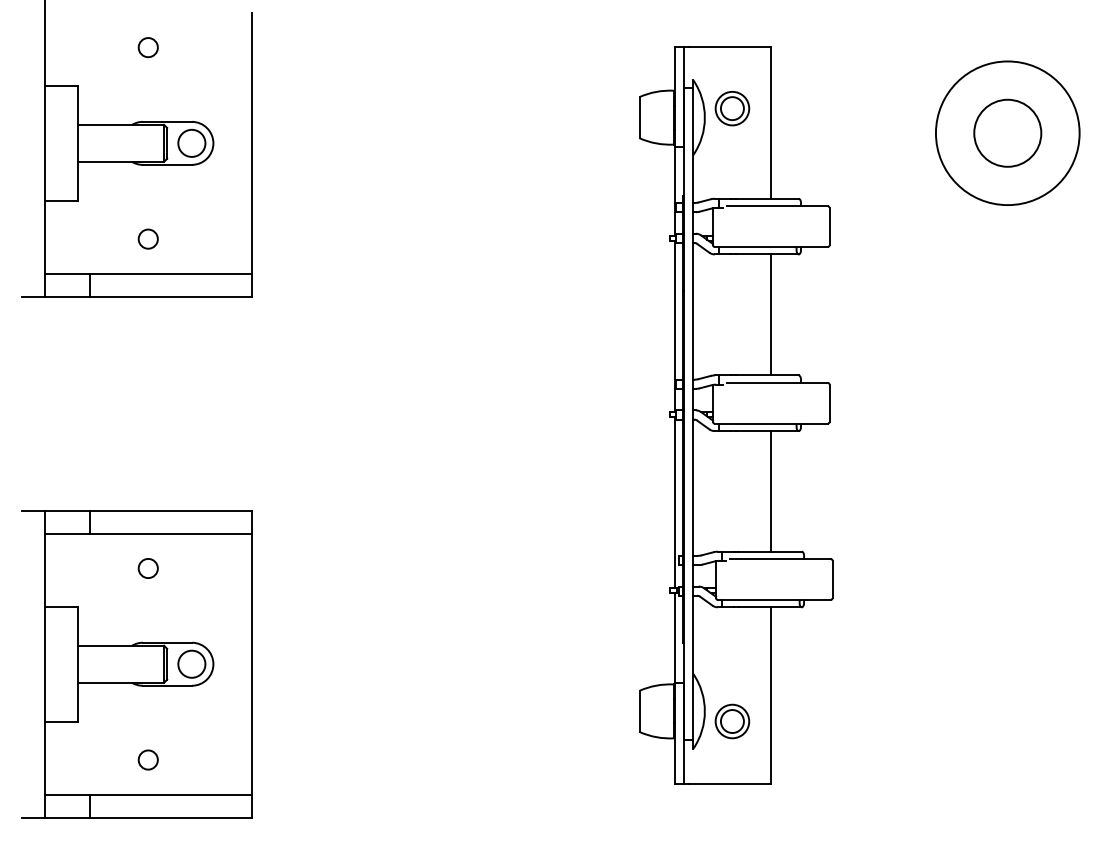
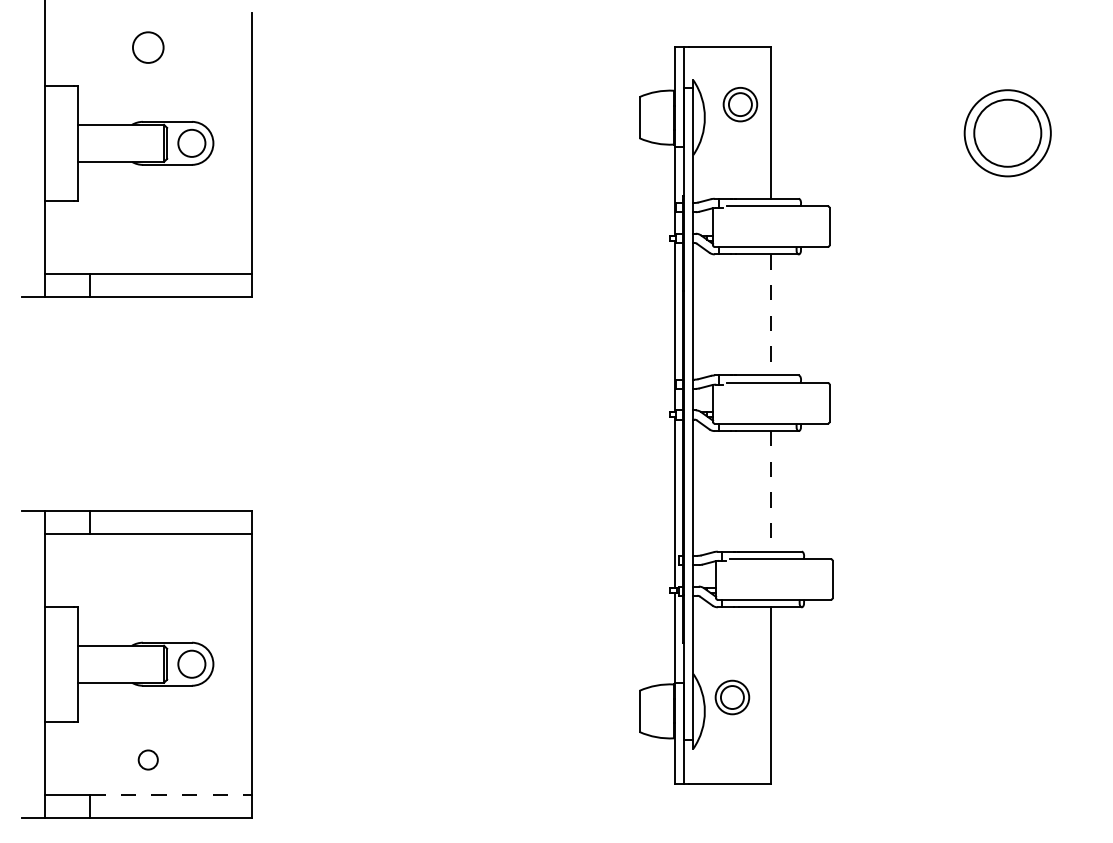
circle diameter: 19 px -> 31 px (147, 47)
part position: (732, 108) -> (740, 104) (740, 104)
circle diameter: 144 px -> 86 px (1007, 133)
circle: present -> none (147, 238)
line: solid -> dashed (770, 314)
line: solid -> dashed (770, 491)
circle: present -> none (147, 568)
part position: (732, 721) -> (732, 697) (732, 697)
line: solid -> dashed (170, 794)
